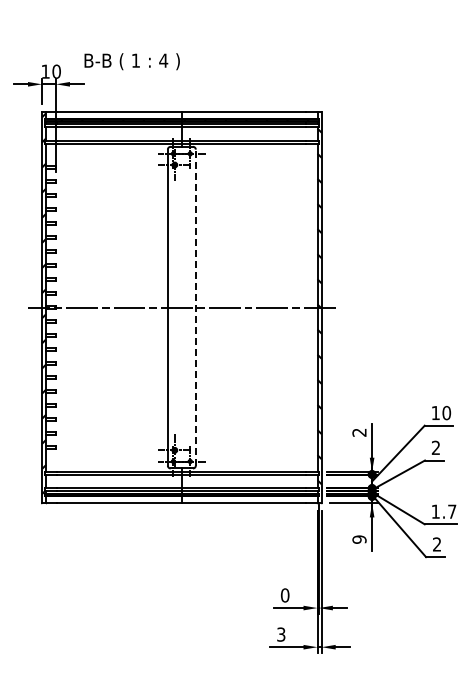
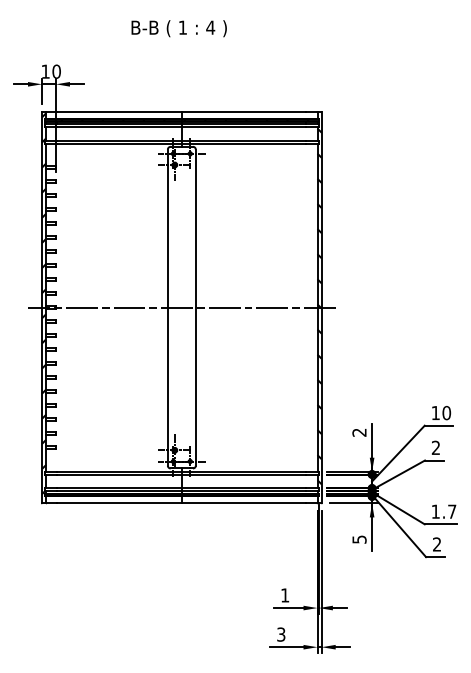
text position: (131, 61) -> (178, 28) (178, 28)
line: dashed -> solid (195, 307)
text: 9 -> 5 (359, 539)
text: 0 -> 1 (284, 595)
